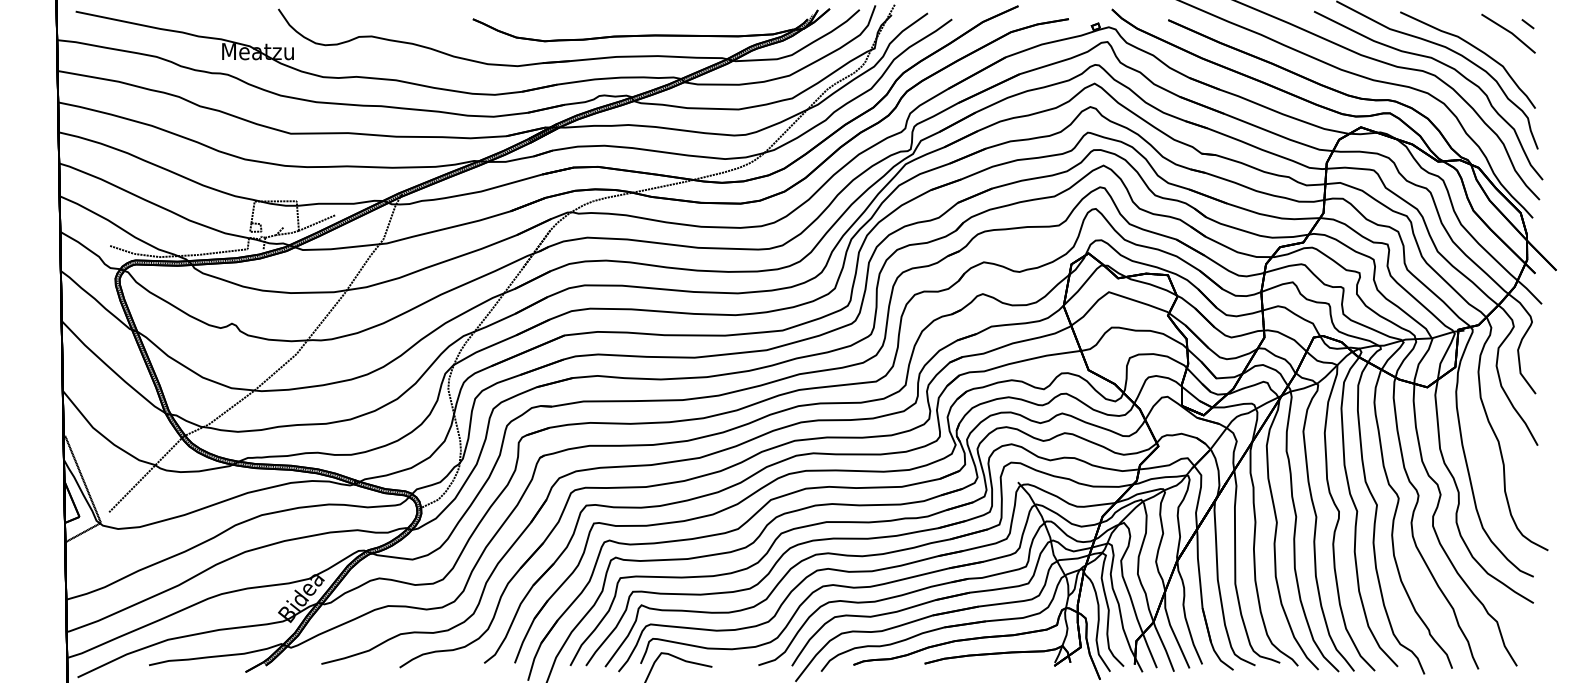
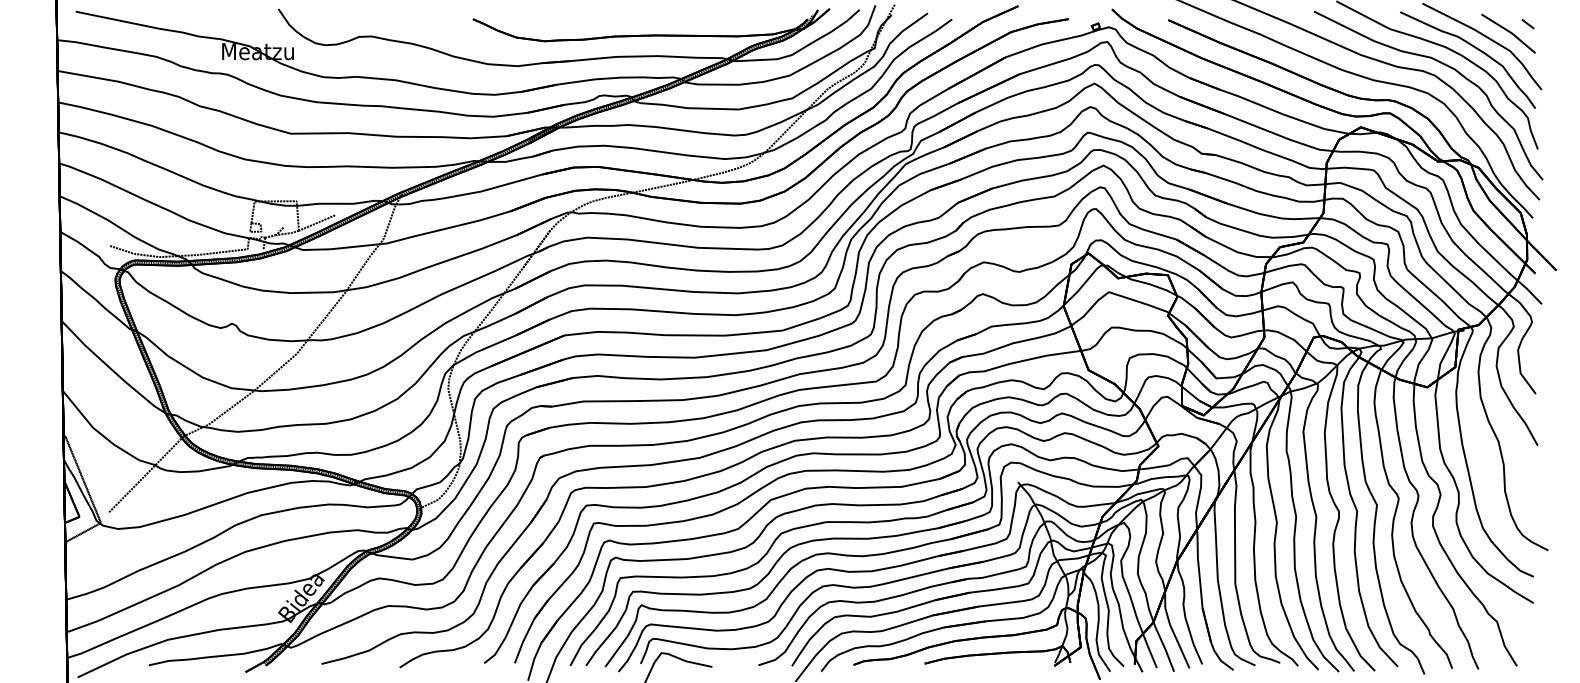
curve: none -> present (1488, 39)
